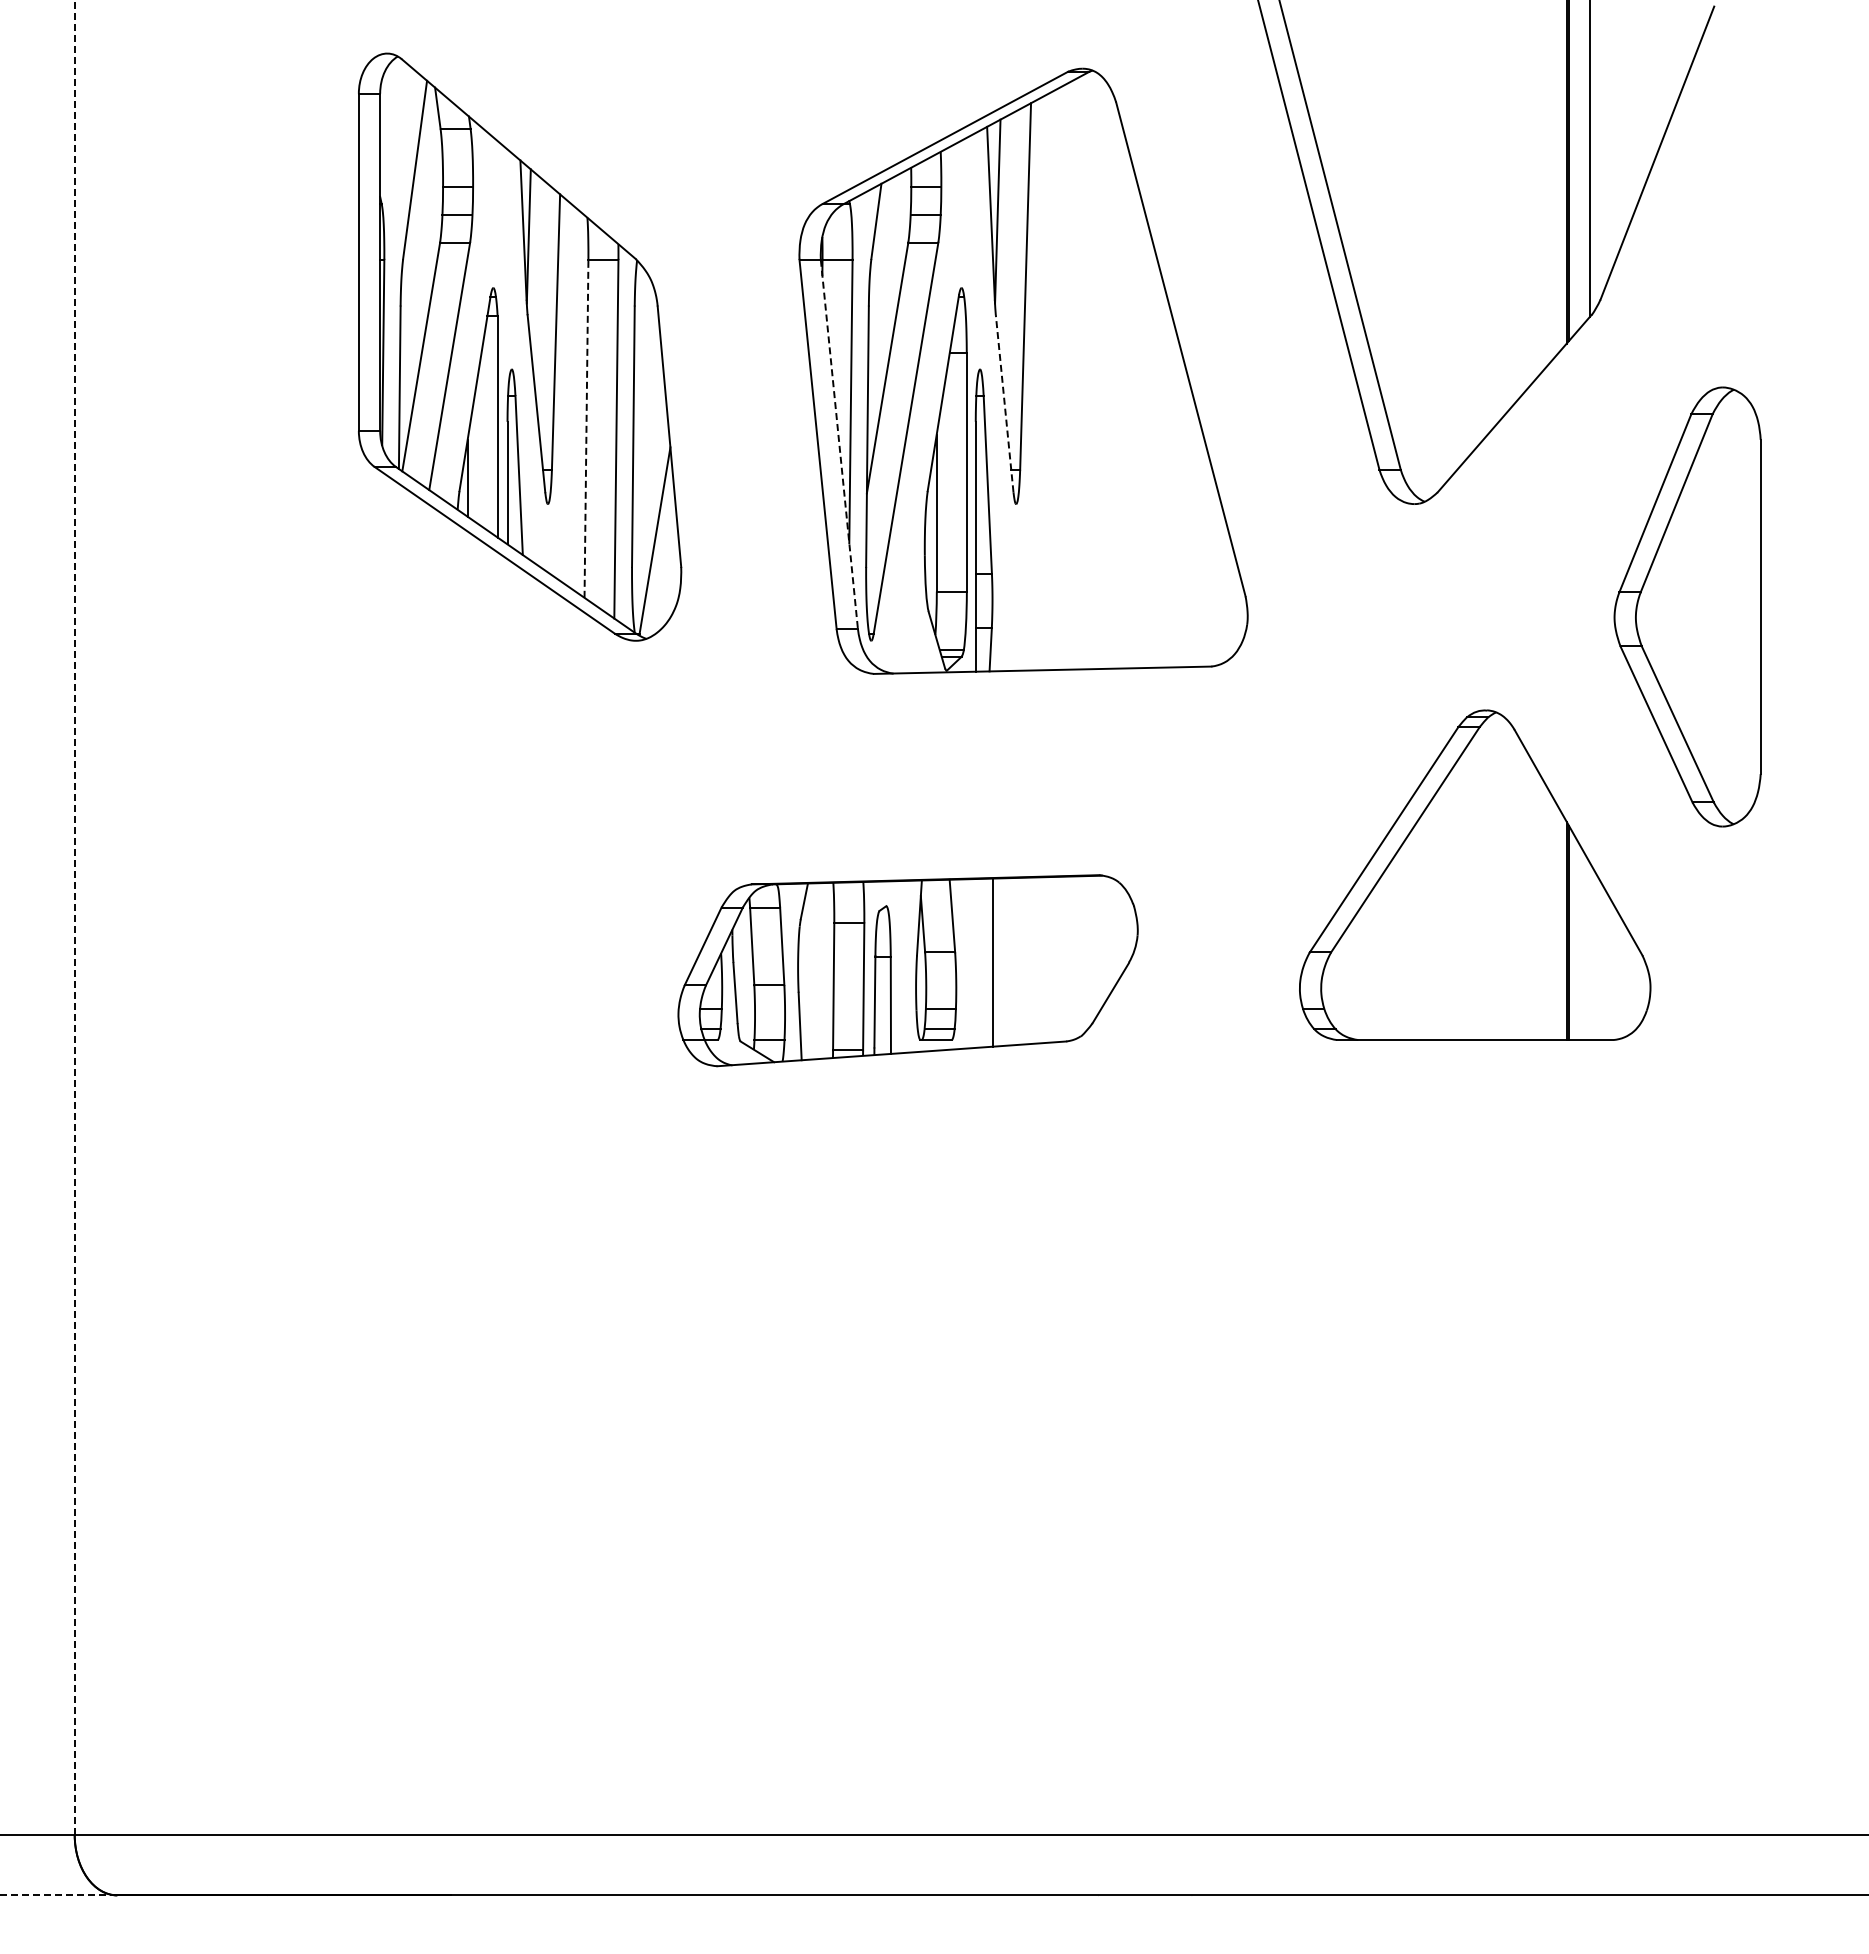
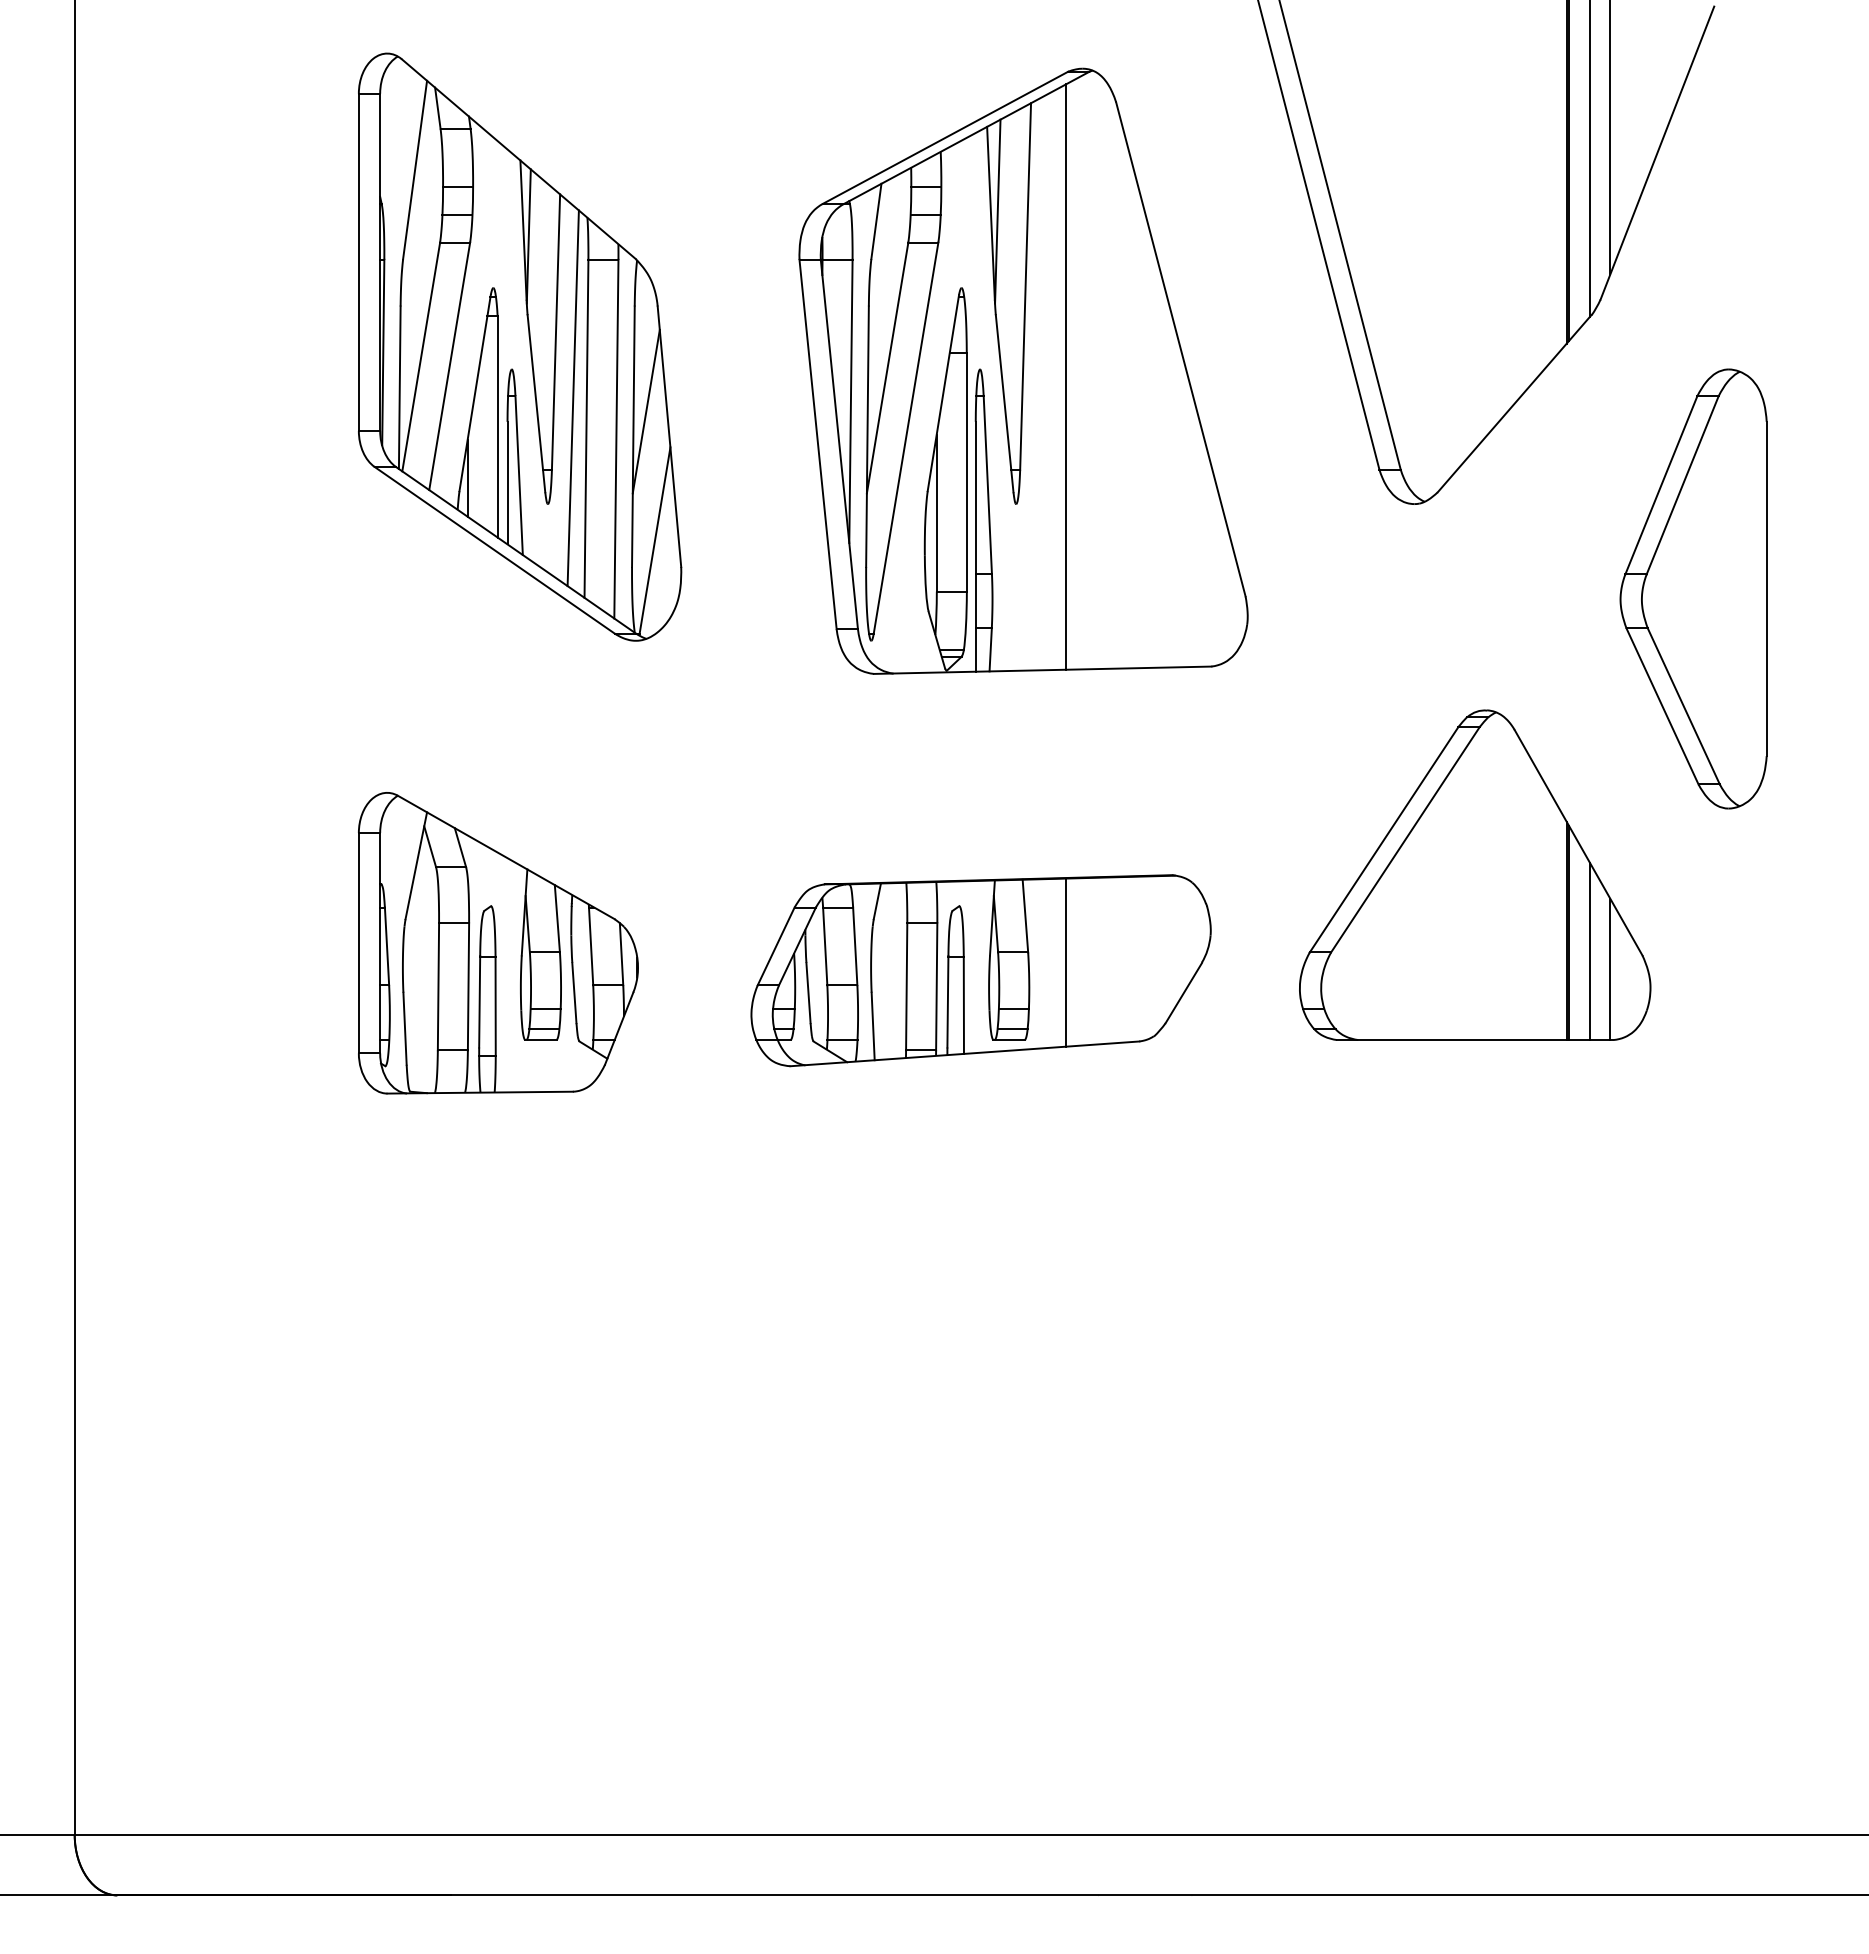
line: none -> present (1610, 138)
line: none -> present (1066, 376)
line: none -> present (572, 398)
line: dashed -> solid (1004, 403)
line: none -> present (645, 411)
line: dashed -> solid (586, 428)
line: dashed -> solid (839, 444)
part position: (1687, 606) -> (1693, 588) (1693, 588)
line: dashed -> solid (74, 917)
part: none -> present (498, 943)
line: none -> present (1589, 951)
line: none -> present (1610, 969)
part position: (907, 970) -> (980, 970) (980, 970)
line: dashed -> solid (58, 1895)
